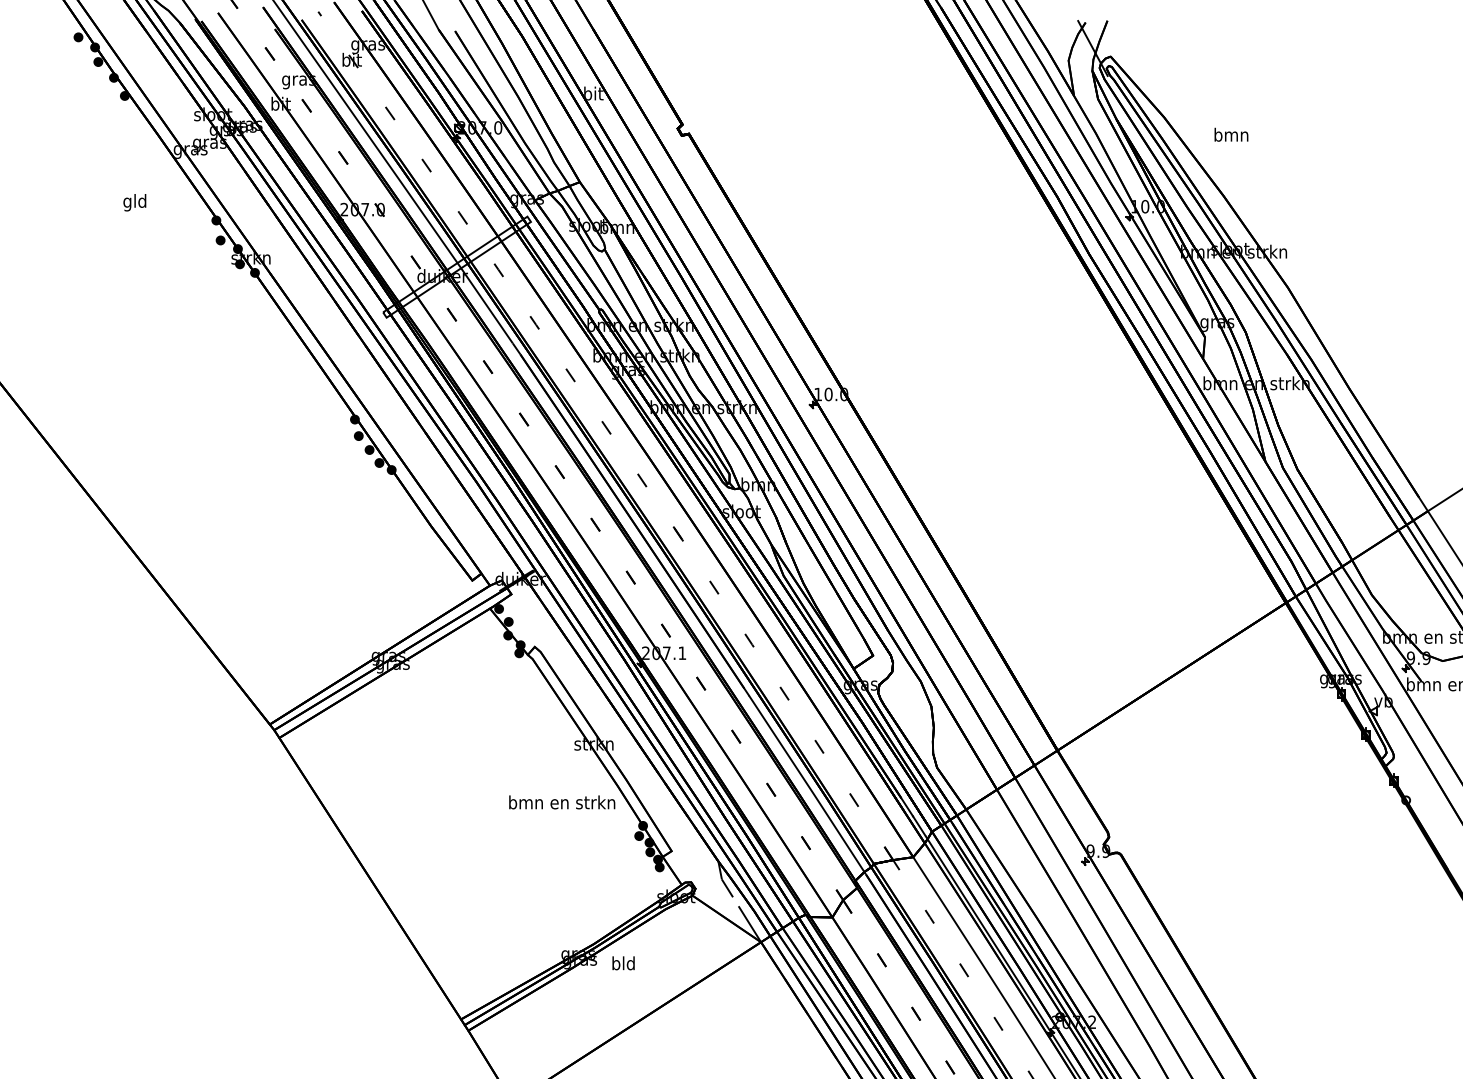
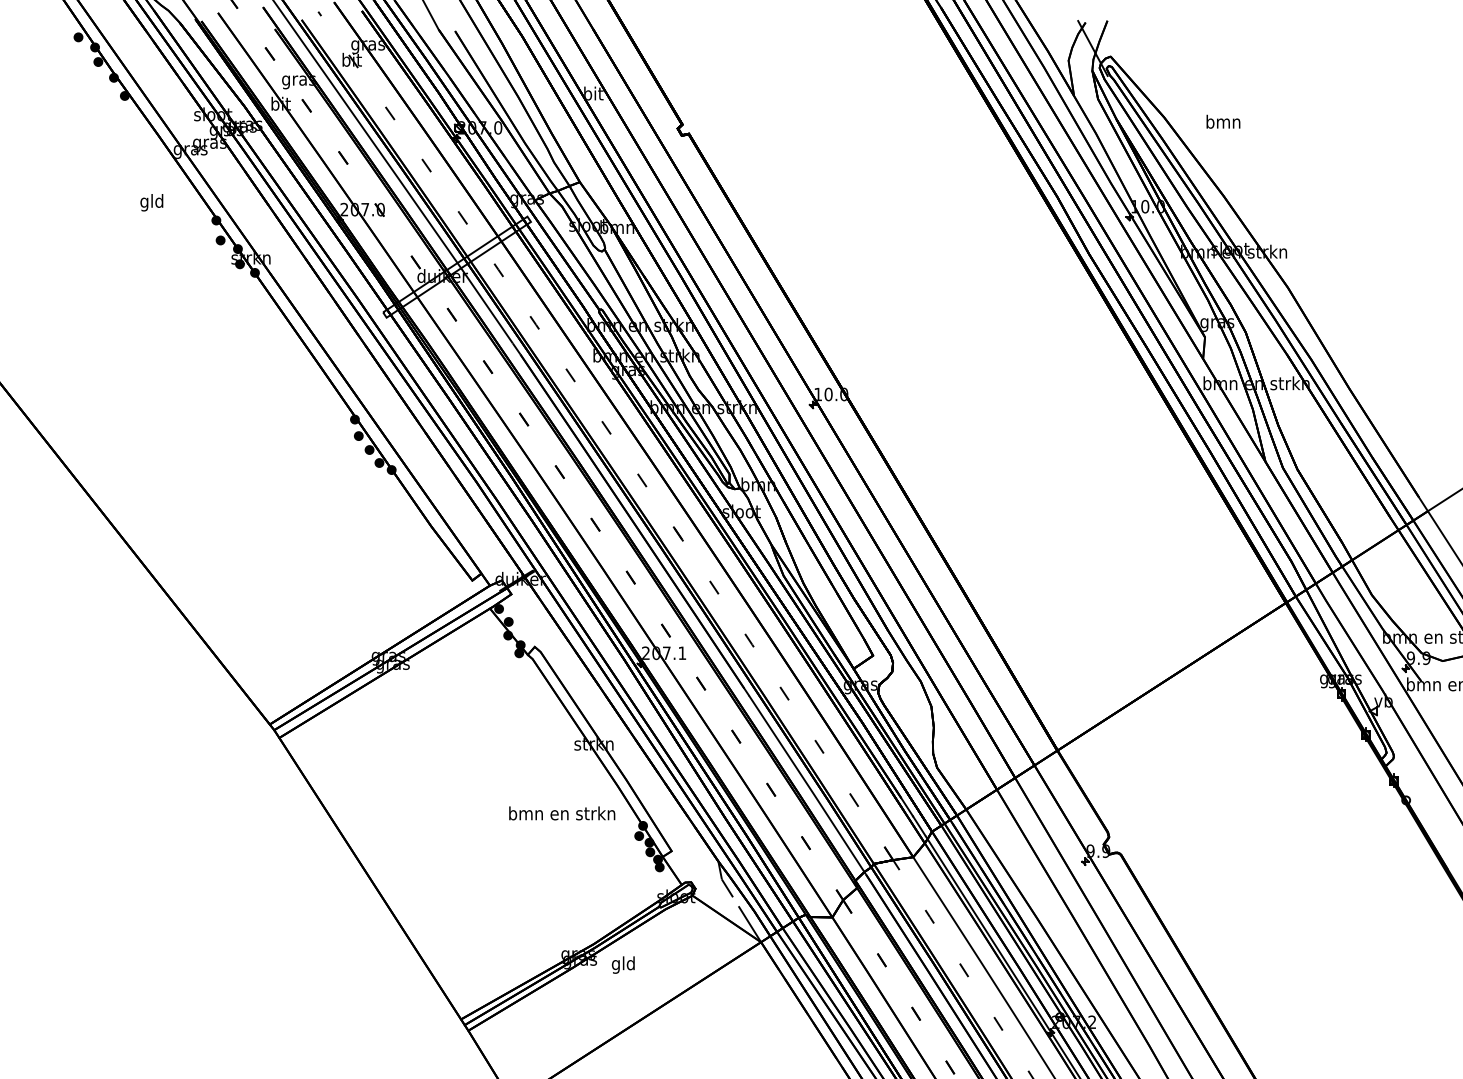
text position: (1231, 134) -> (1223, 121) (1223, 121)
text position: (134, 202) -> (151, 202) (151, 202)
text position: (562, 802) -> (562, 813) (562, 813)
text: bld -> gld (615, 964)
